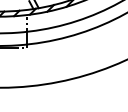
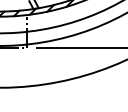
line: none -> present (80, 47)
